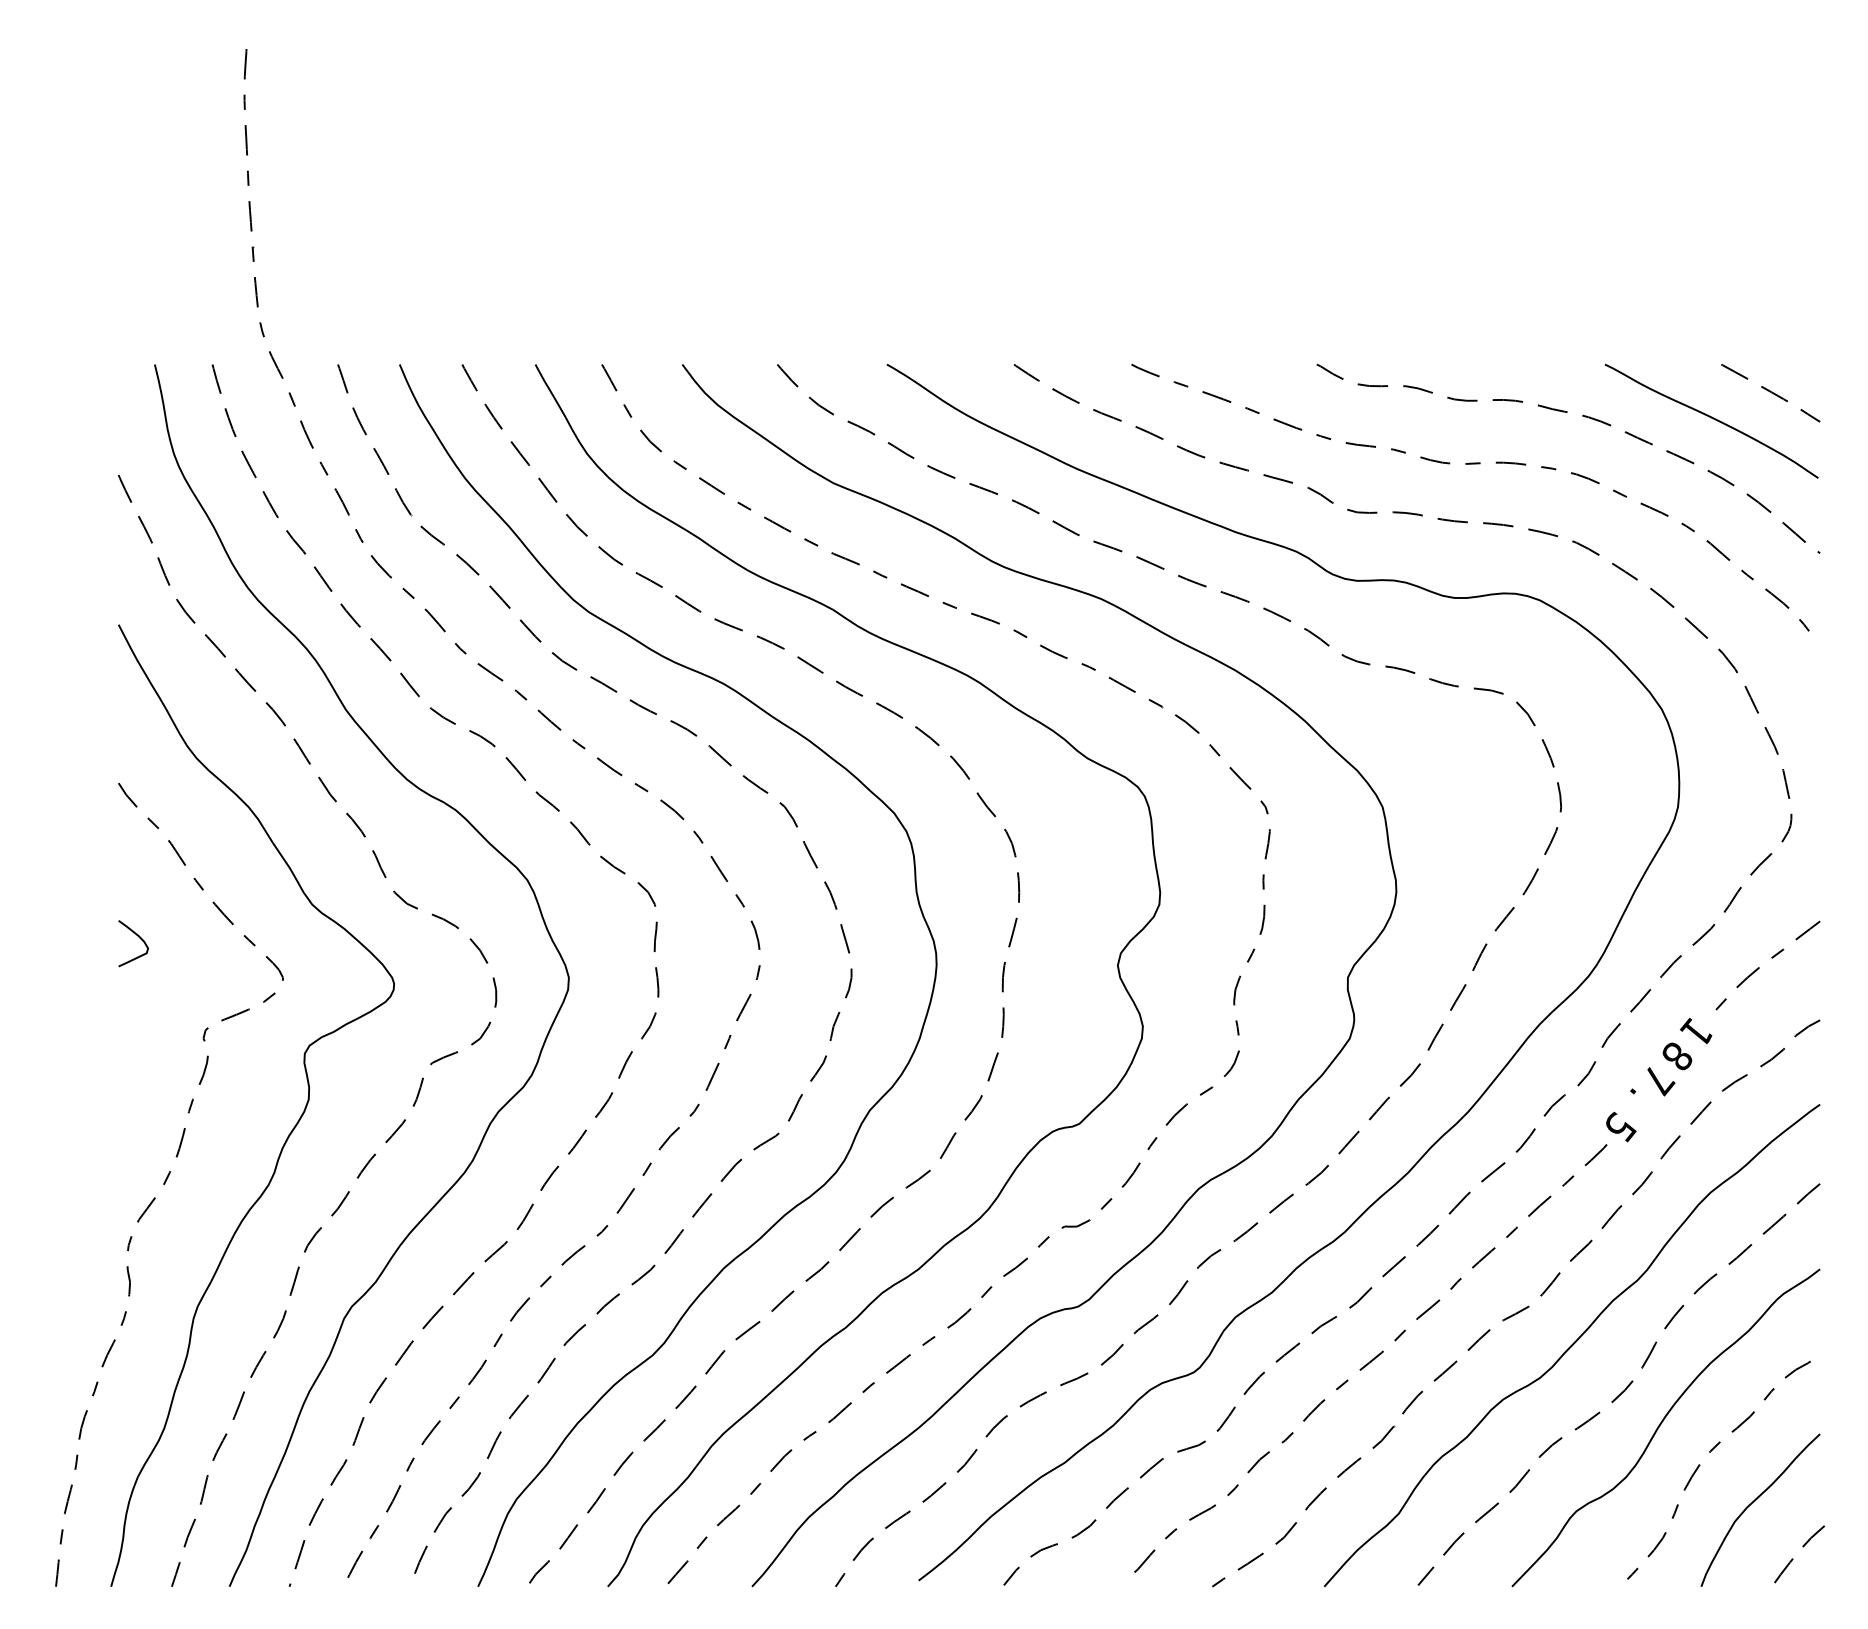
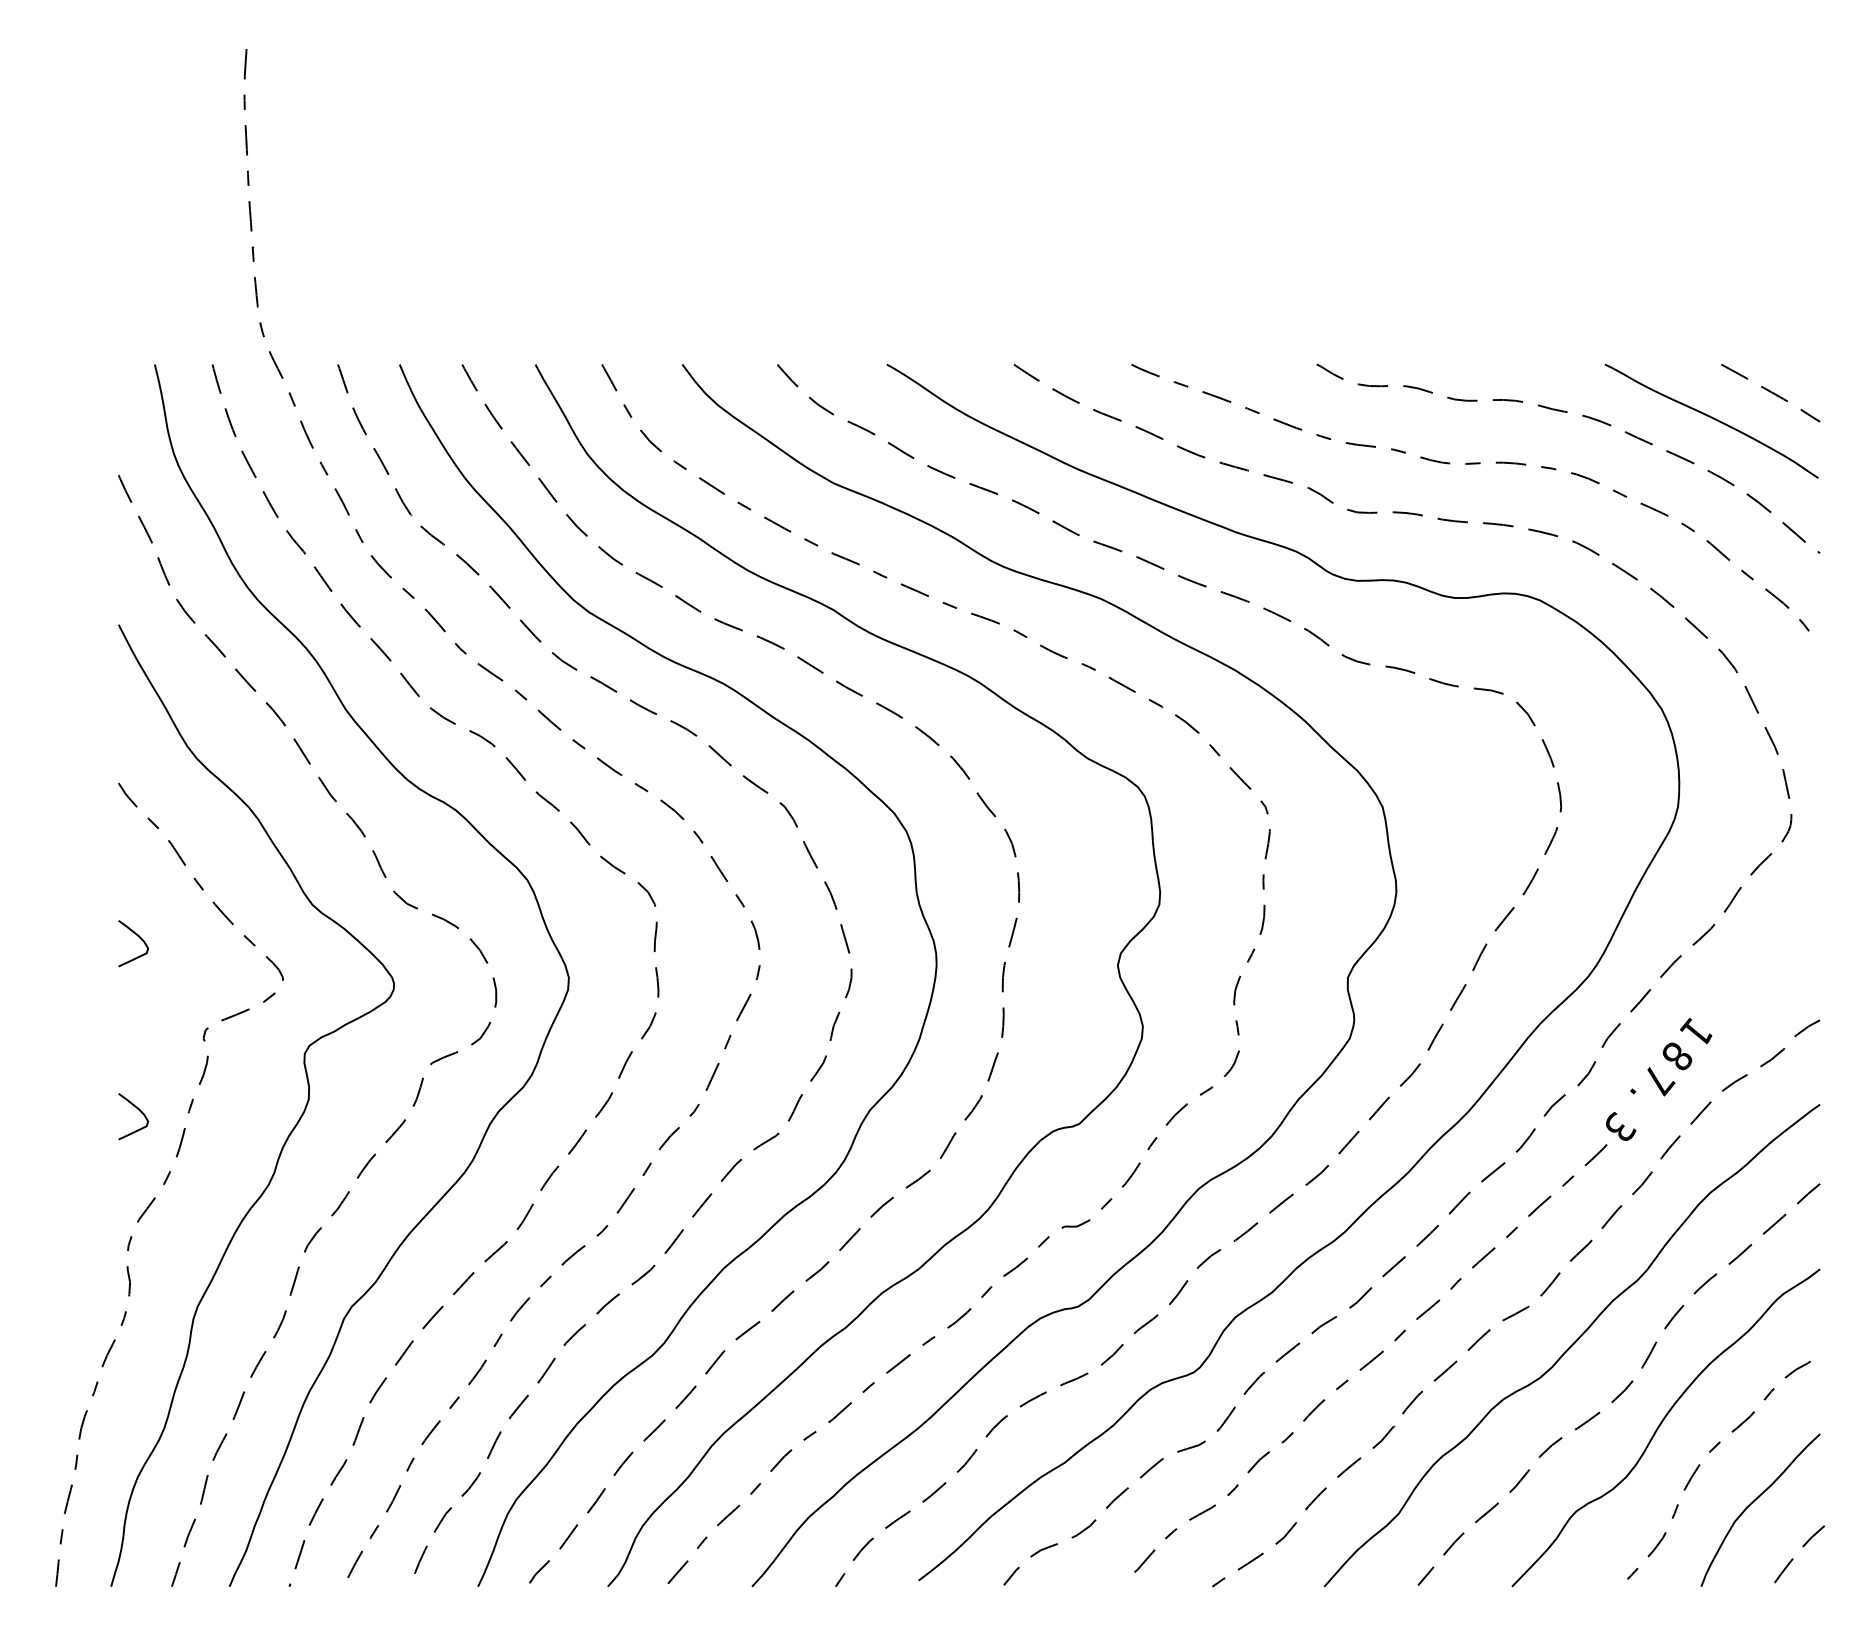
curve: present -> none (1771, 958)
curve: none -> present (138, 1110)
text: 5 -> 3 (1620, 1127)
